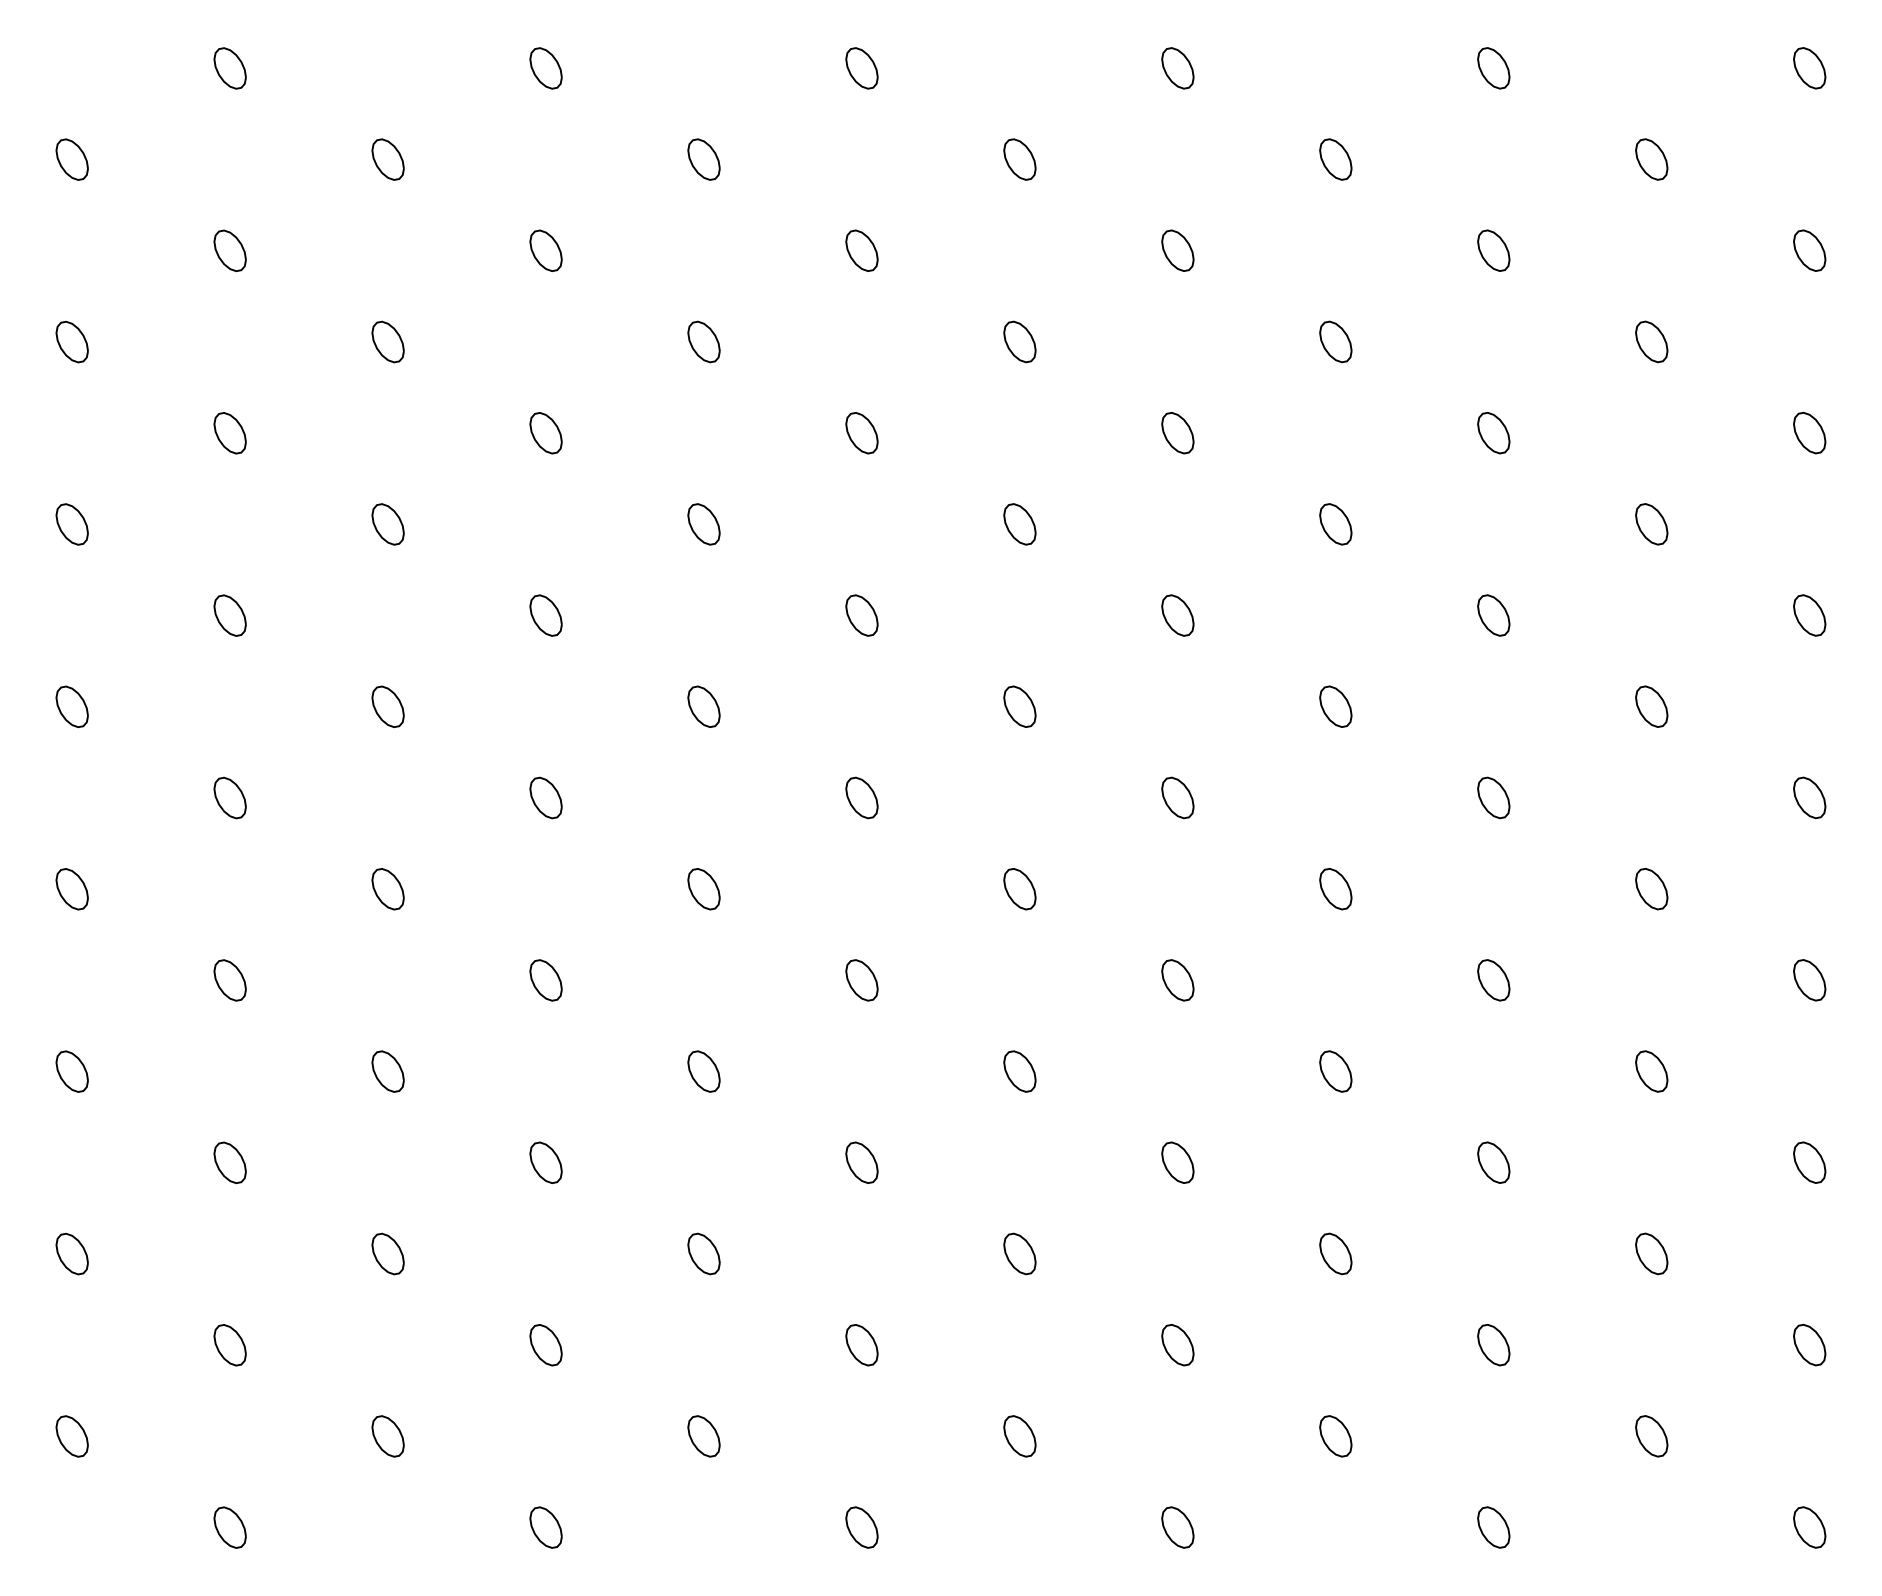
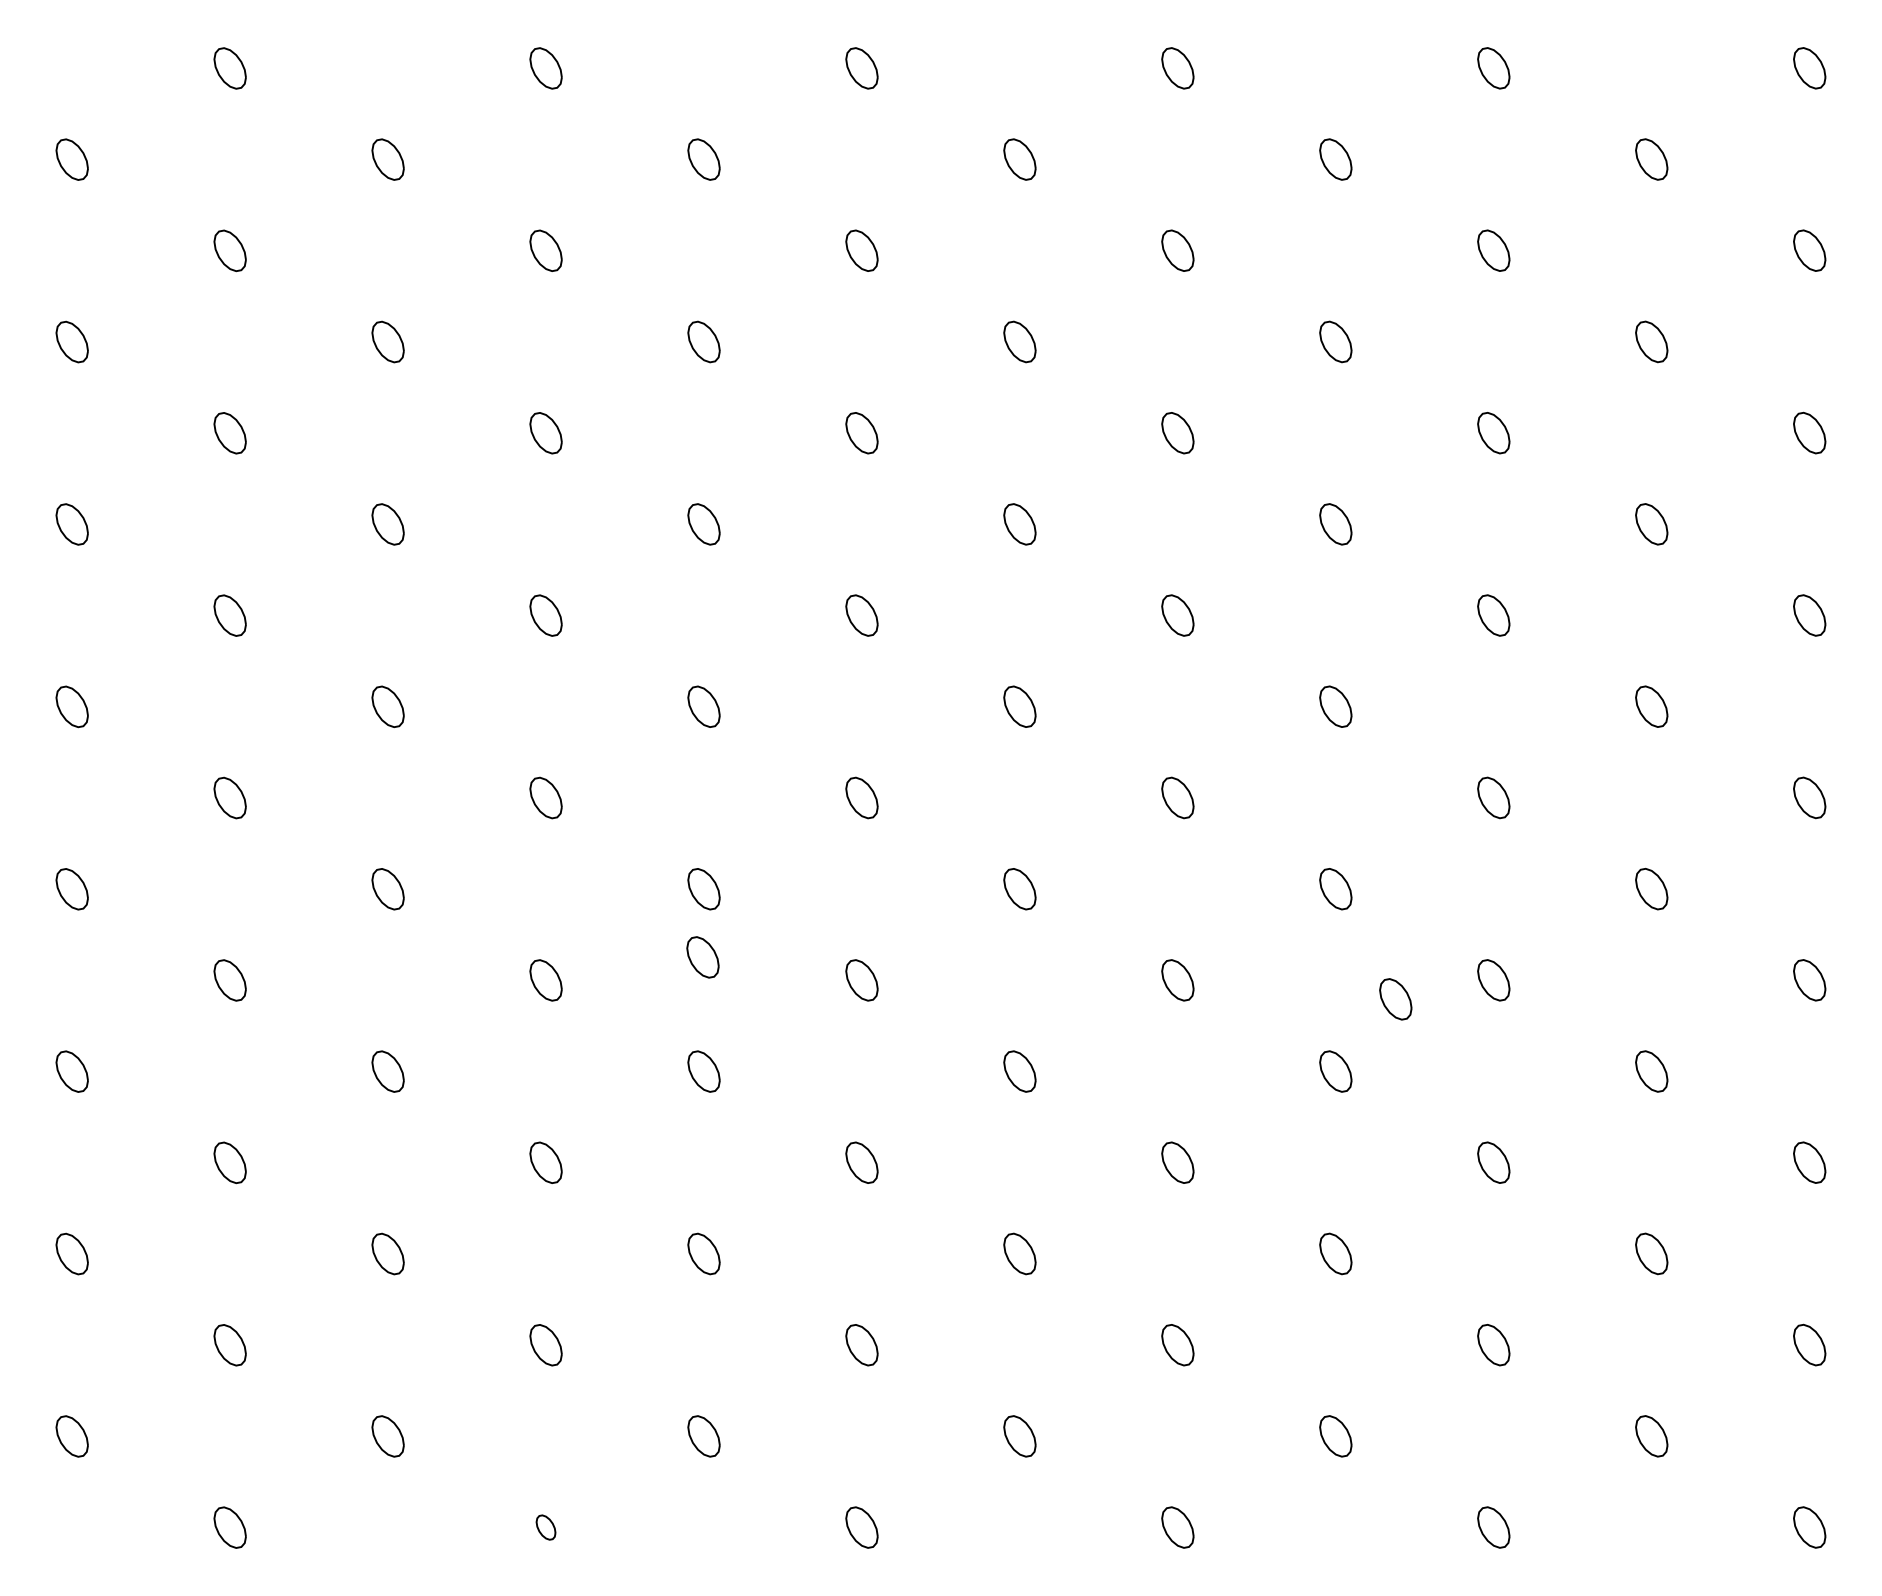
part: none -> present (702, 957)
part: none -> present (1395, 999)
part size: 34x43 px -> 22x27 px (545, 1527)
